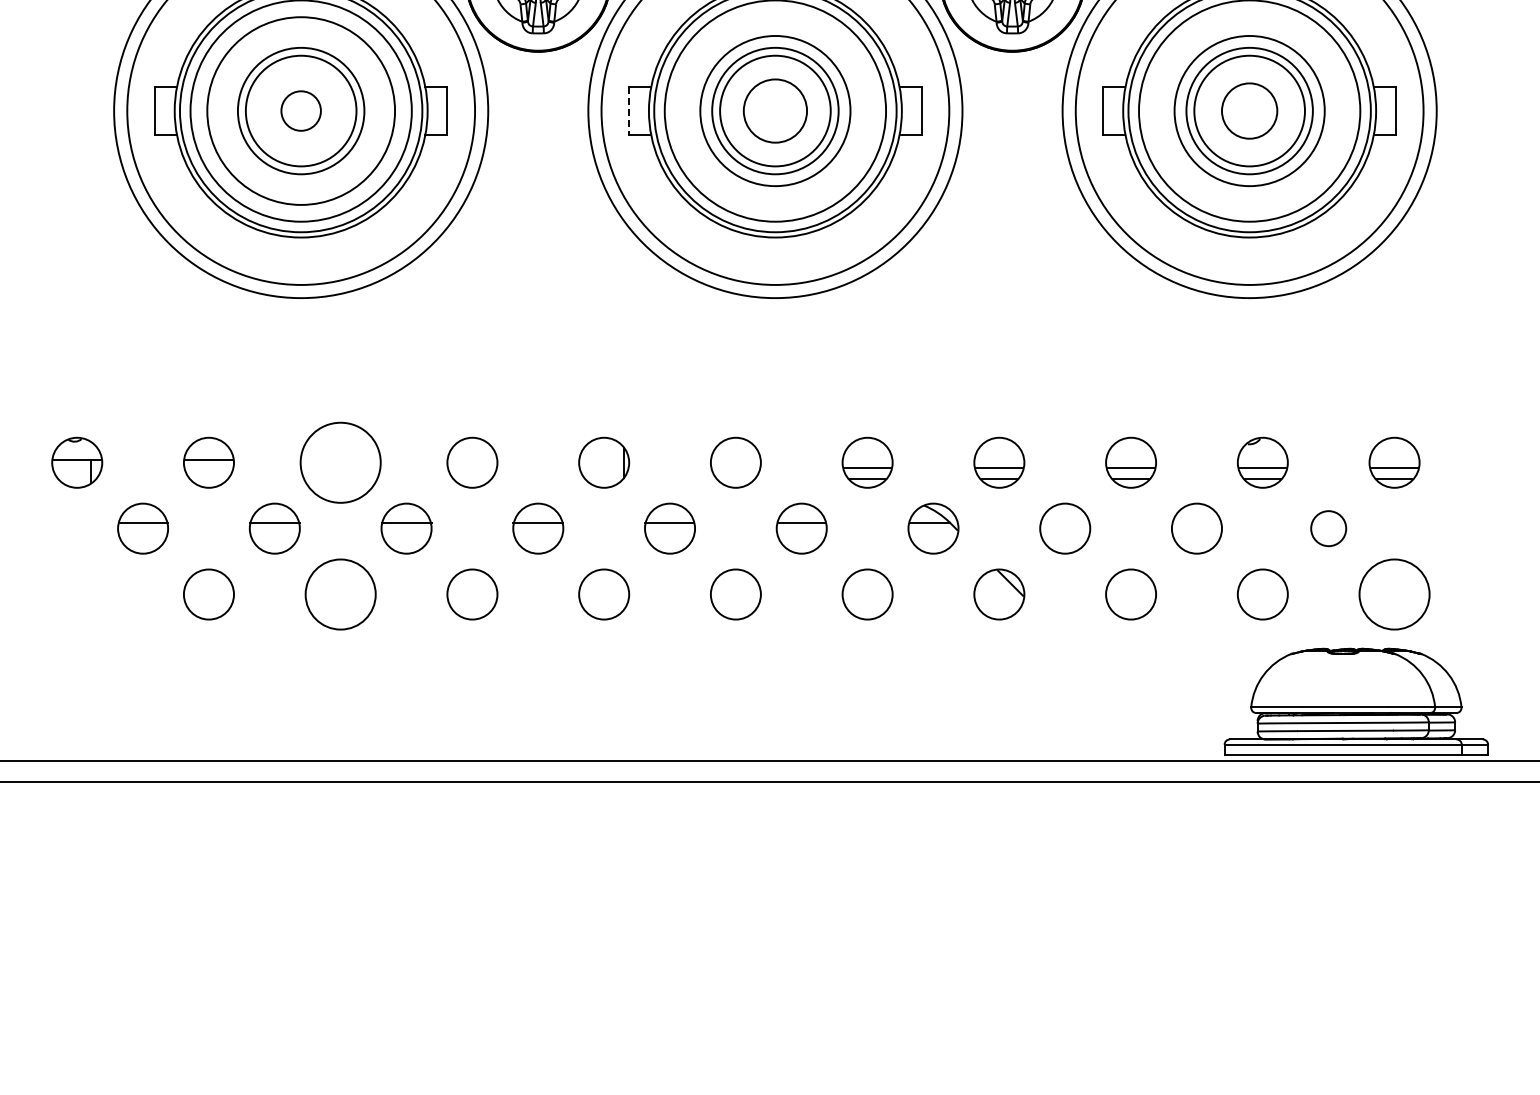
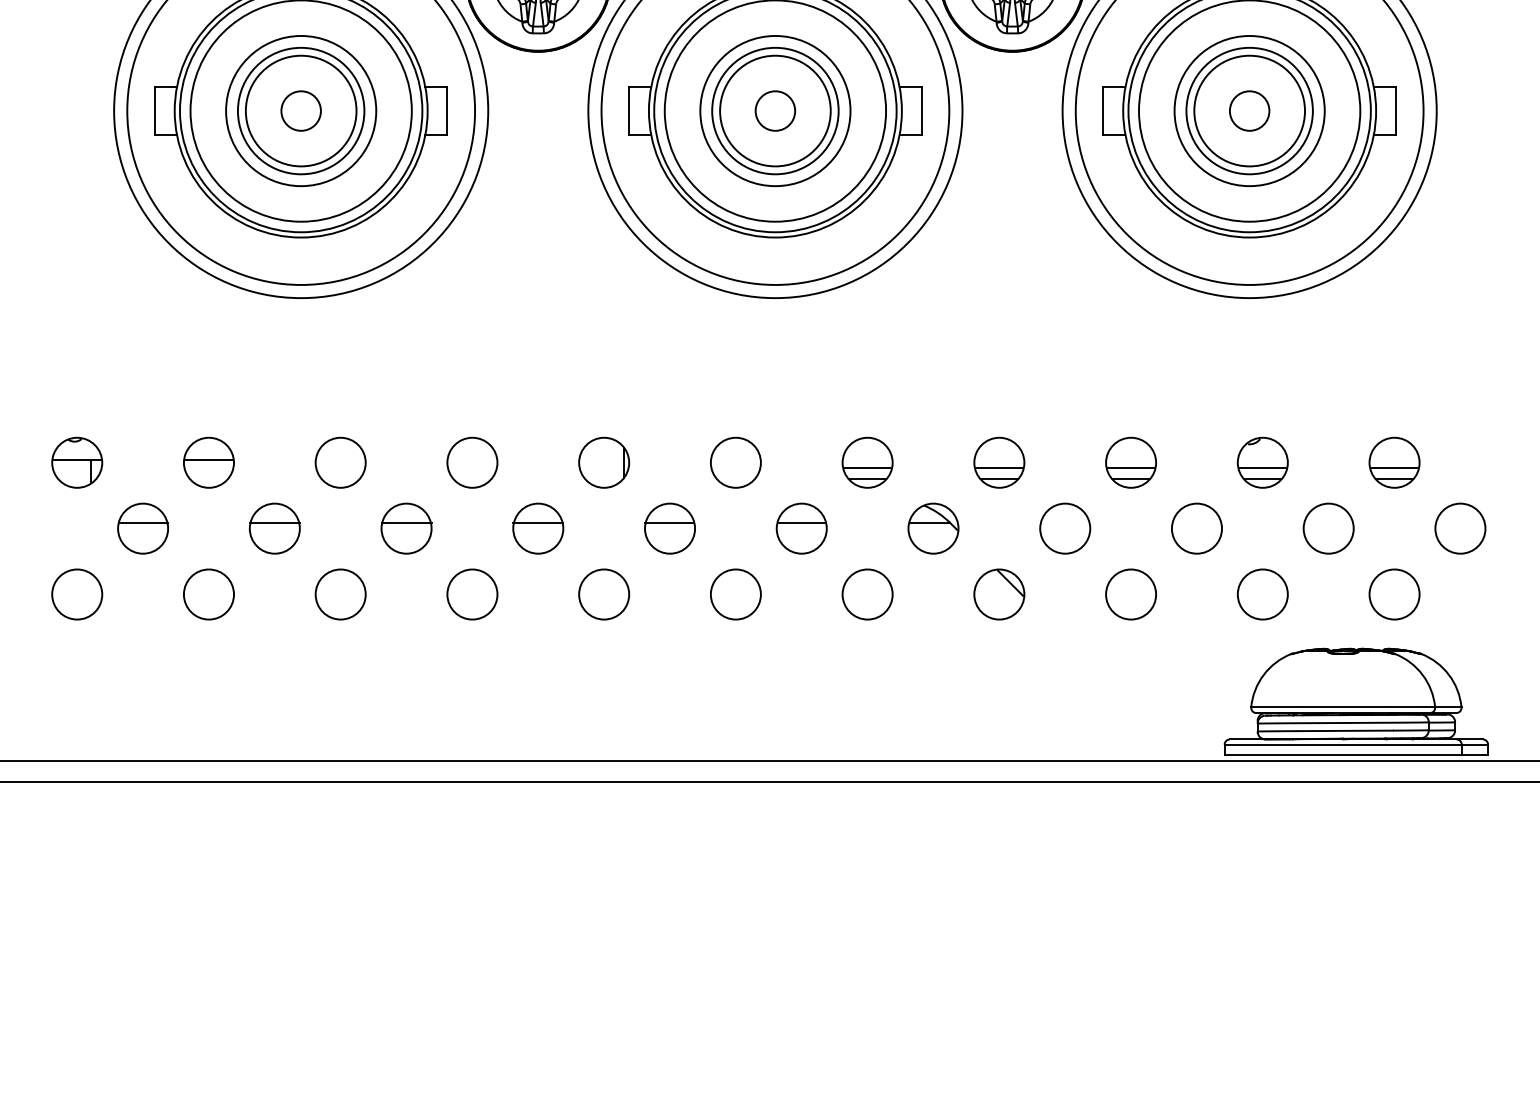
circle diameter: 188 px -> 150 px (301, 110)
circle diameter: 63 px -> 40 px (775, 110)
circle diameter: 55 px -> 40 px (1249, 110)
line: dashed -> solid (629, 111)
circle diameter: 80 px -> 50 px (340, 462)
circle diameter: 35 px -> 50 px (1328, 528)
circle: none -> present (1460, 528)
circle: none -> present (77, 594)
circle diameter: 70 px -> 50 px (340, 594)
circle diameter: 70 px -> 50 px (1394, 594)
